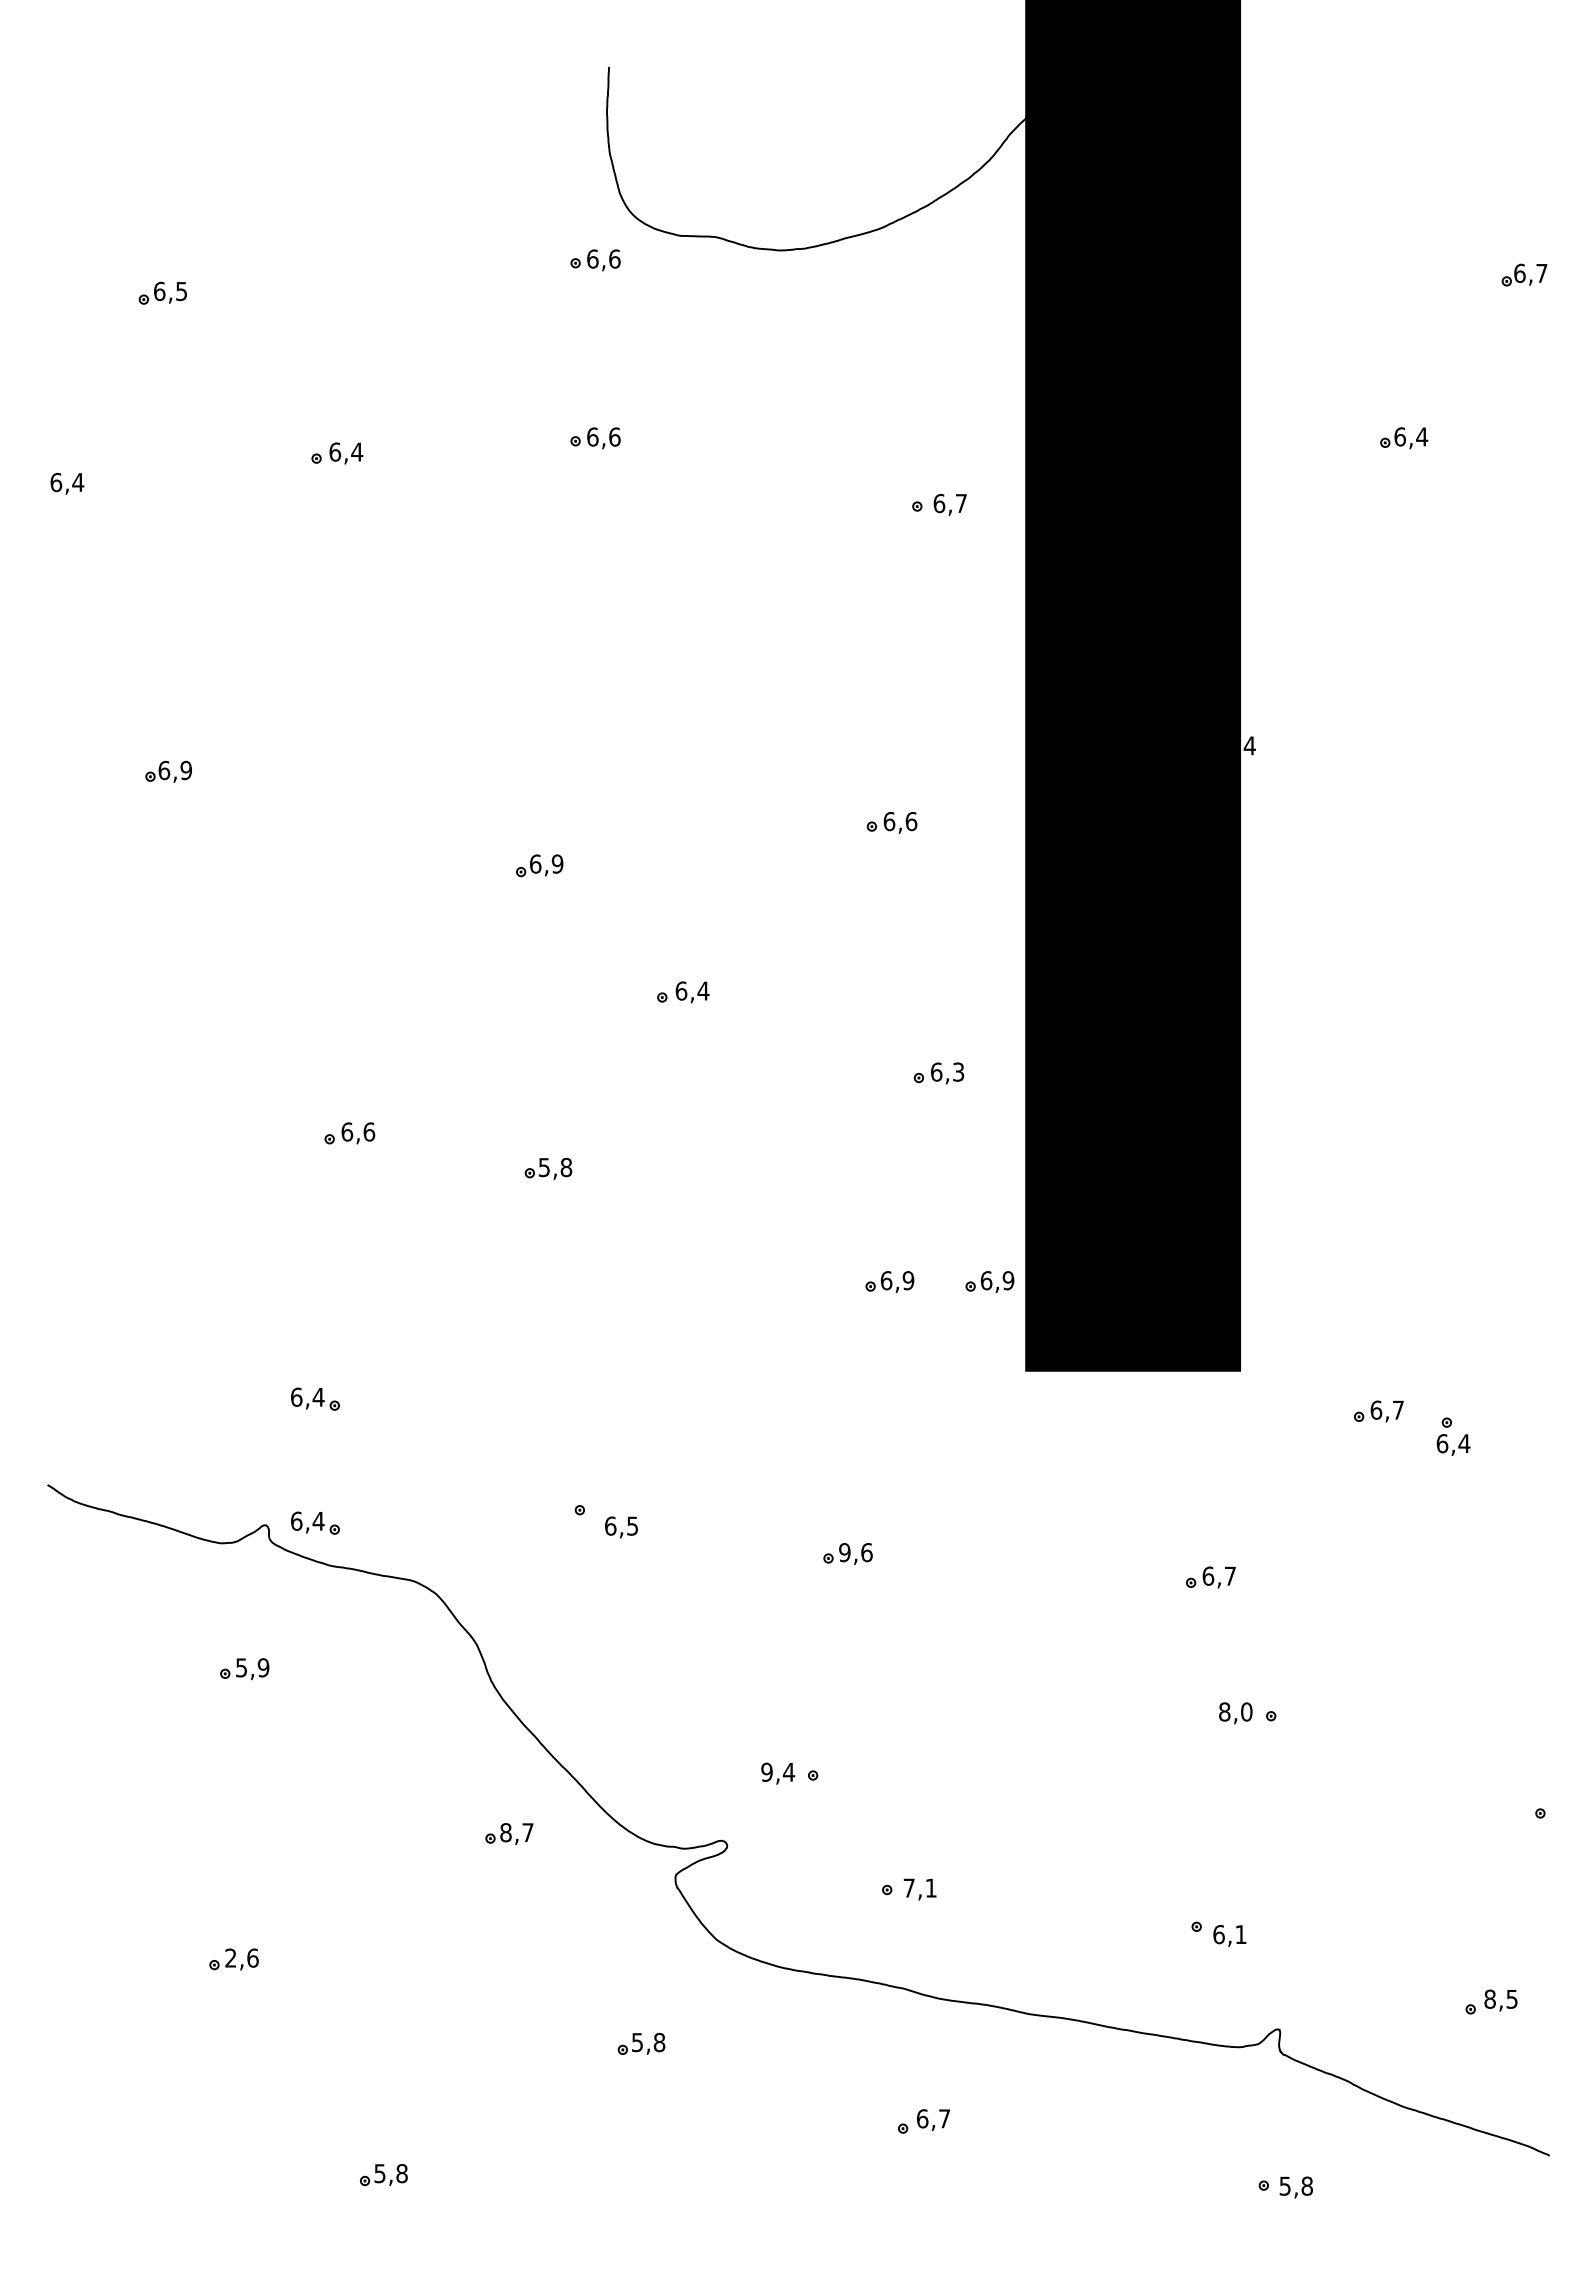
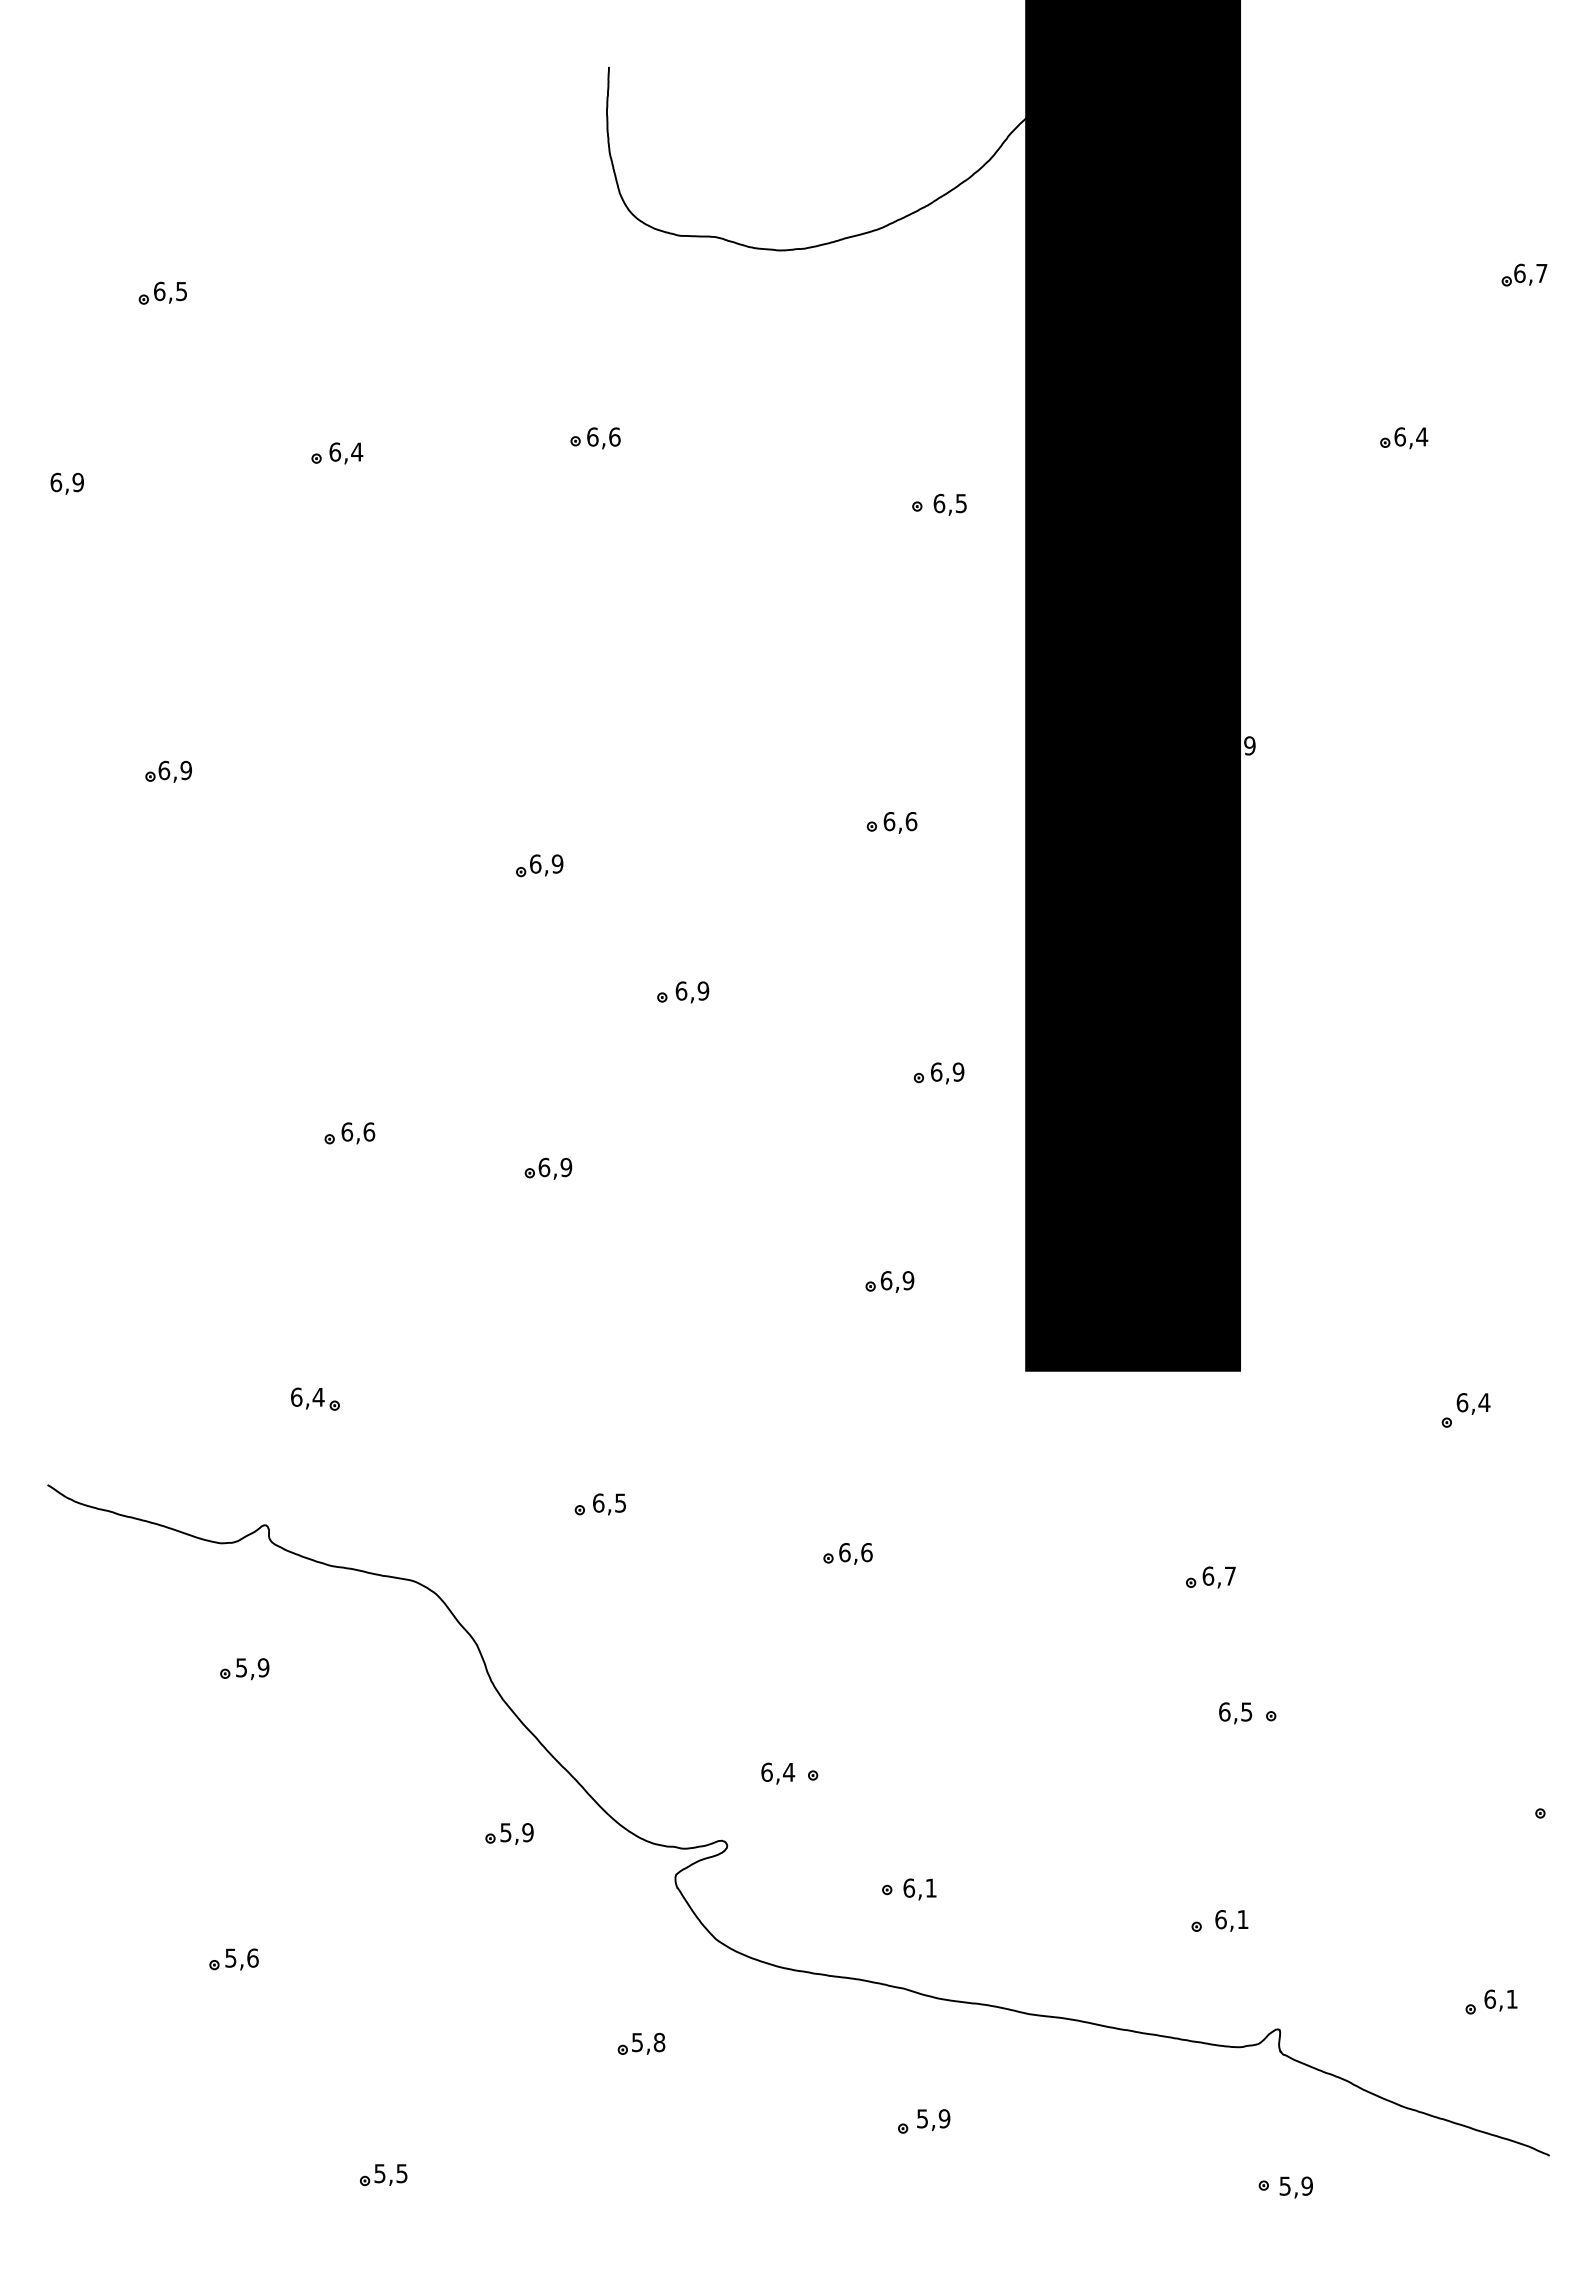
part: present -> none (595, 260)
text: 6,4 -> 6,9 (78, 482)
text: 6,7 -> 6,5 (960, 503)
text: 5,4 -> 6,9 (1249, 745)
text: 6,4 -> 6,9 (703, 990)
text: 6,3 -> 6,9 (958, 1071)
text: 5,8 -> 6,9 (555, 1167)
part: present -> none (989, 1281)
part: present -> none (1378, 1411)
text position: (1453, 1444) -> (1473, 1403) (1473, 1403)
part: present -> none (315, 1522)
text position: (621, 1527) -> (609, 1504) (609, 1504)
text: 9,6 -> 6,6 (844, 1552)
text: 8,0 -> 6,5 (1235, 1711)
text: 9,4 -> 6,4 (766, 1771)
text: 8,7 -> 5,9 (516, 1832)
text: 7,1 -> 6,1 (909, 1887)
text position: (1229, 1935) -> (1231, 1920) (1231, 1920)
text: 2,6 -> 5,6 (230, 1957)
text: 8,5 -> 6,1 (1500, 1998)
text: 6,7 -> 5,9 (933, 2118)
text: 5,8 -> 5,5 (401, 2173)
text: 5,8 -> 5,9 (1306, 2185)
